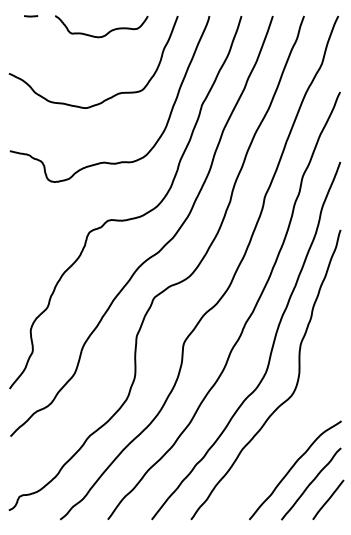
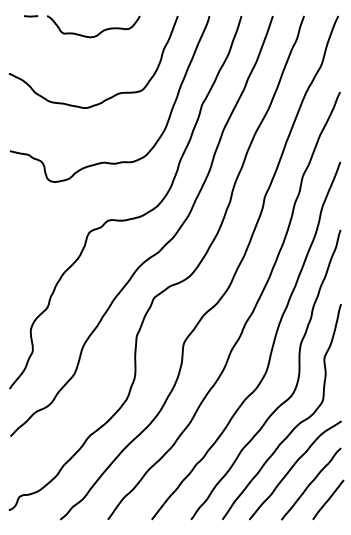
curve position: (107, 32) -> (99, 32) (99, 32)
curve: none -> present (296, 425)
